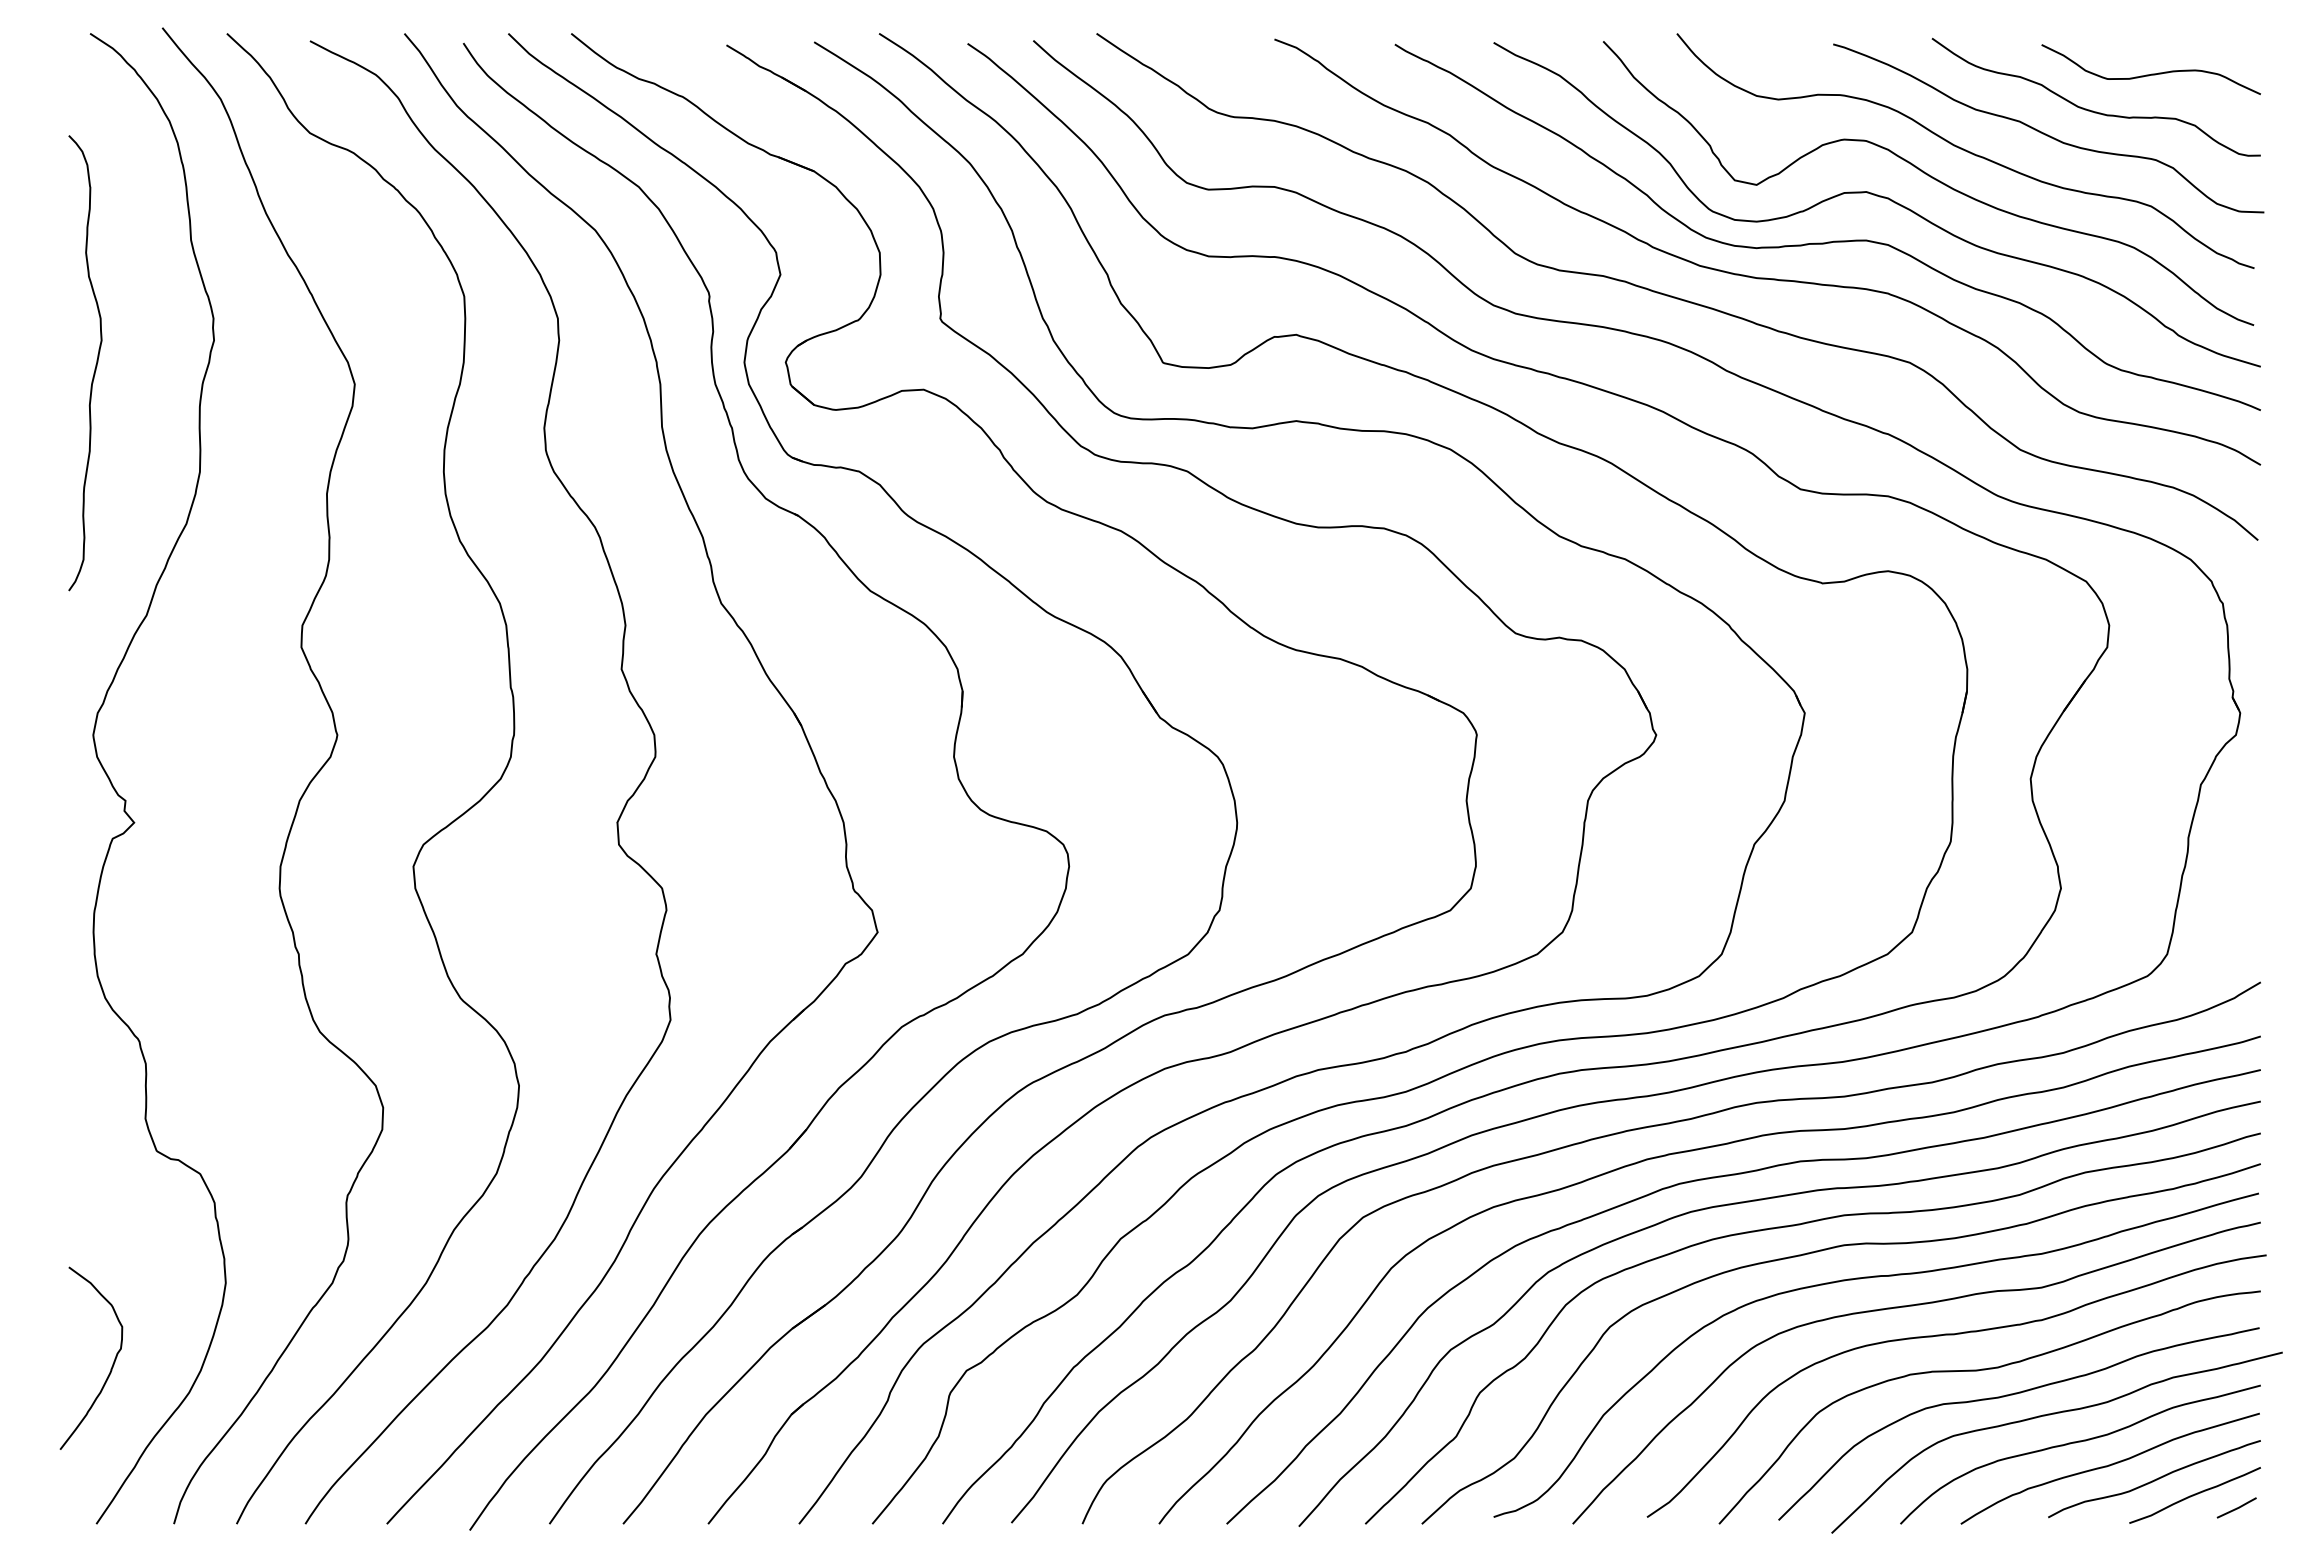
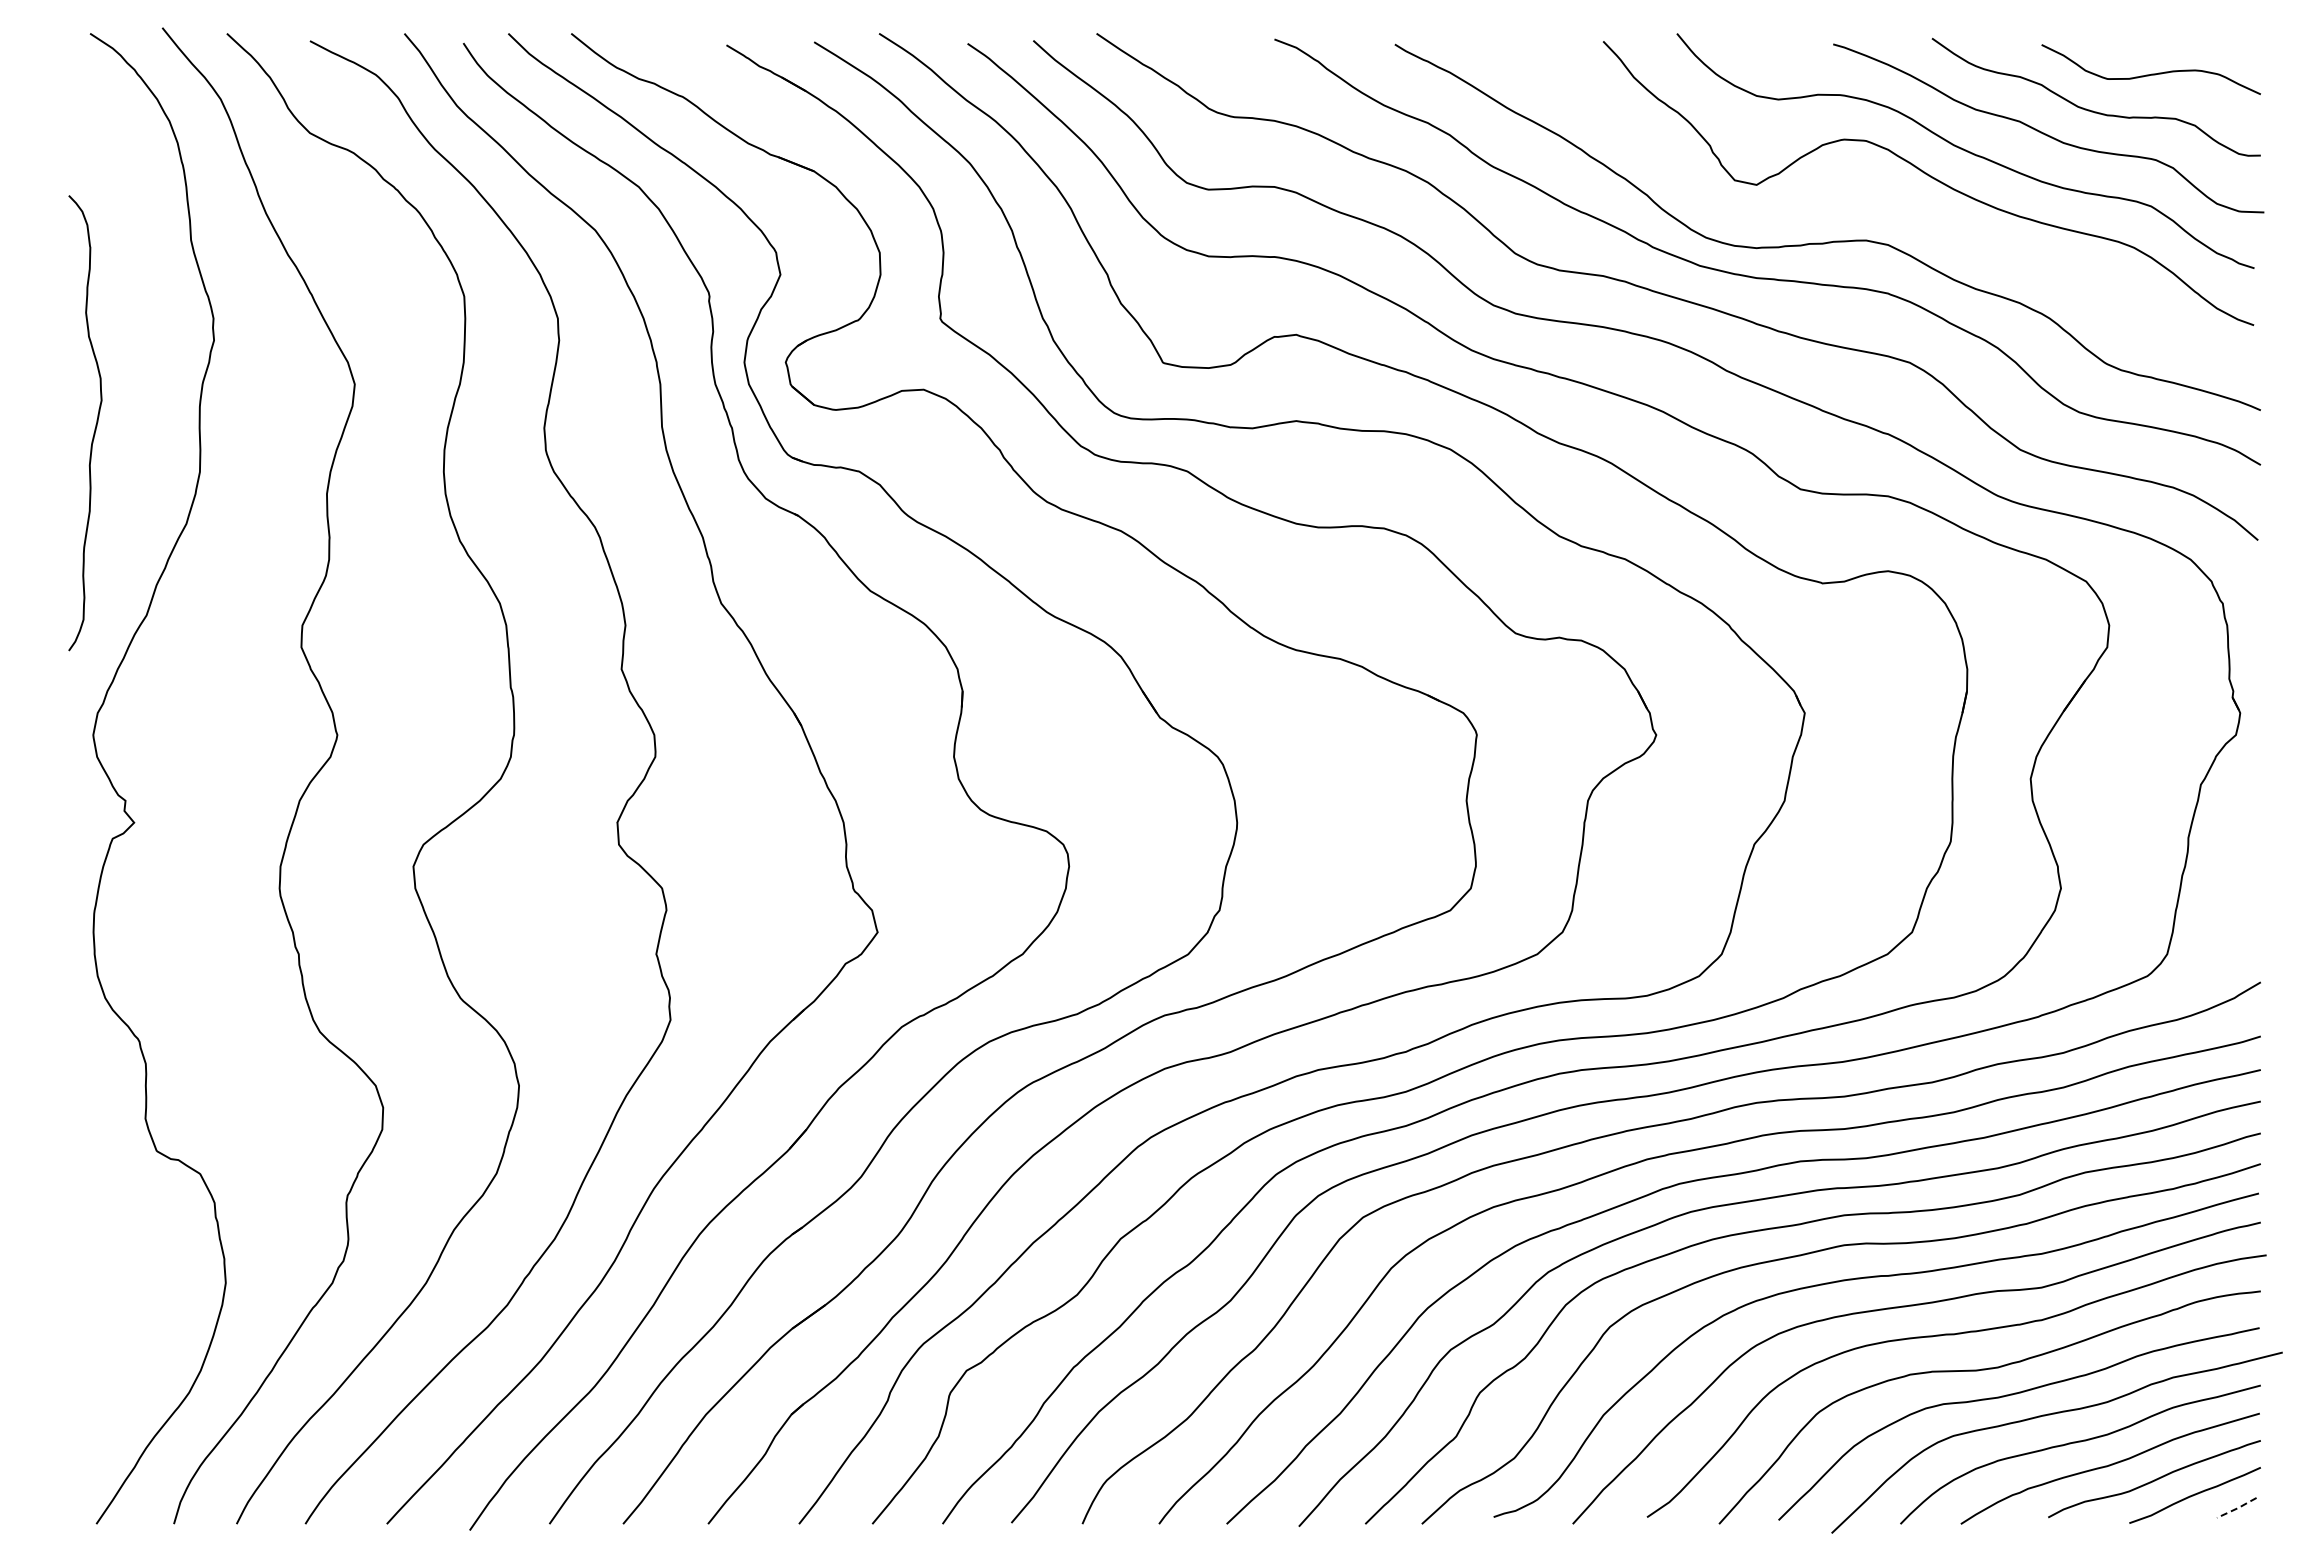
curve: present -> none (1879, 197)
curve position: (95, 364) -> (95, 424) (95, 424)
curve: present -> none (112, 1363)
line: solid -> dashed (2238, 1508)
